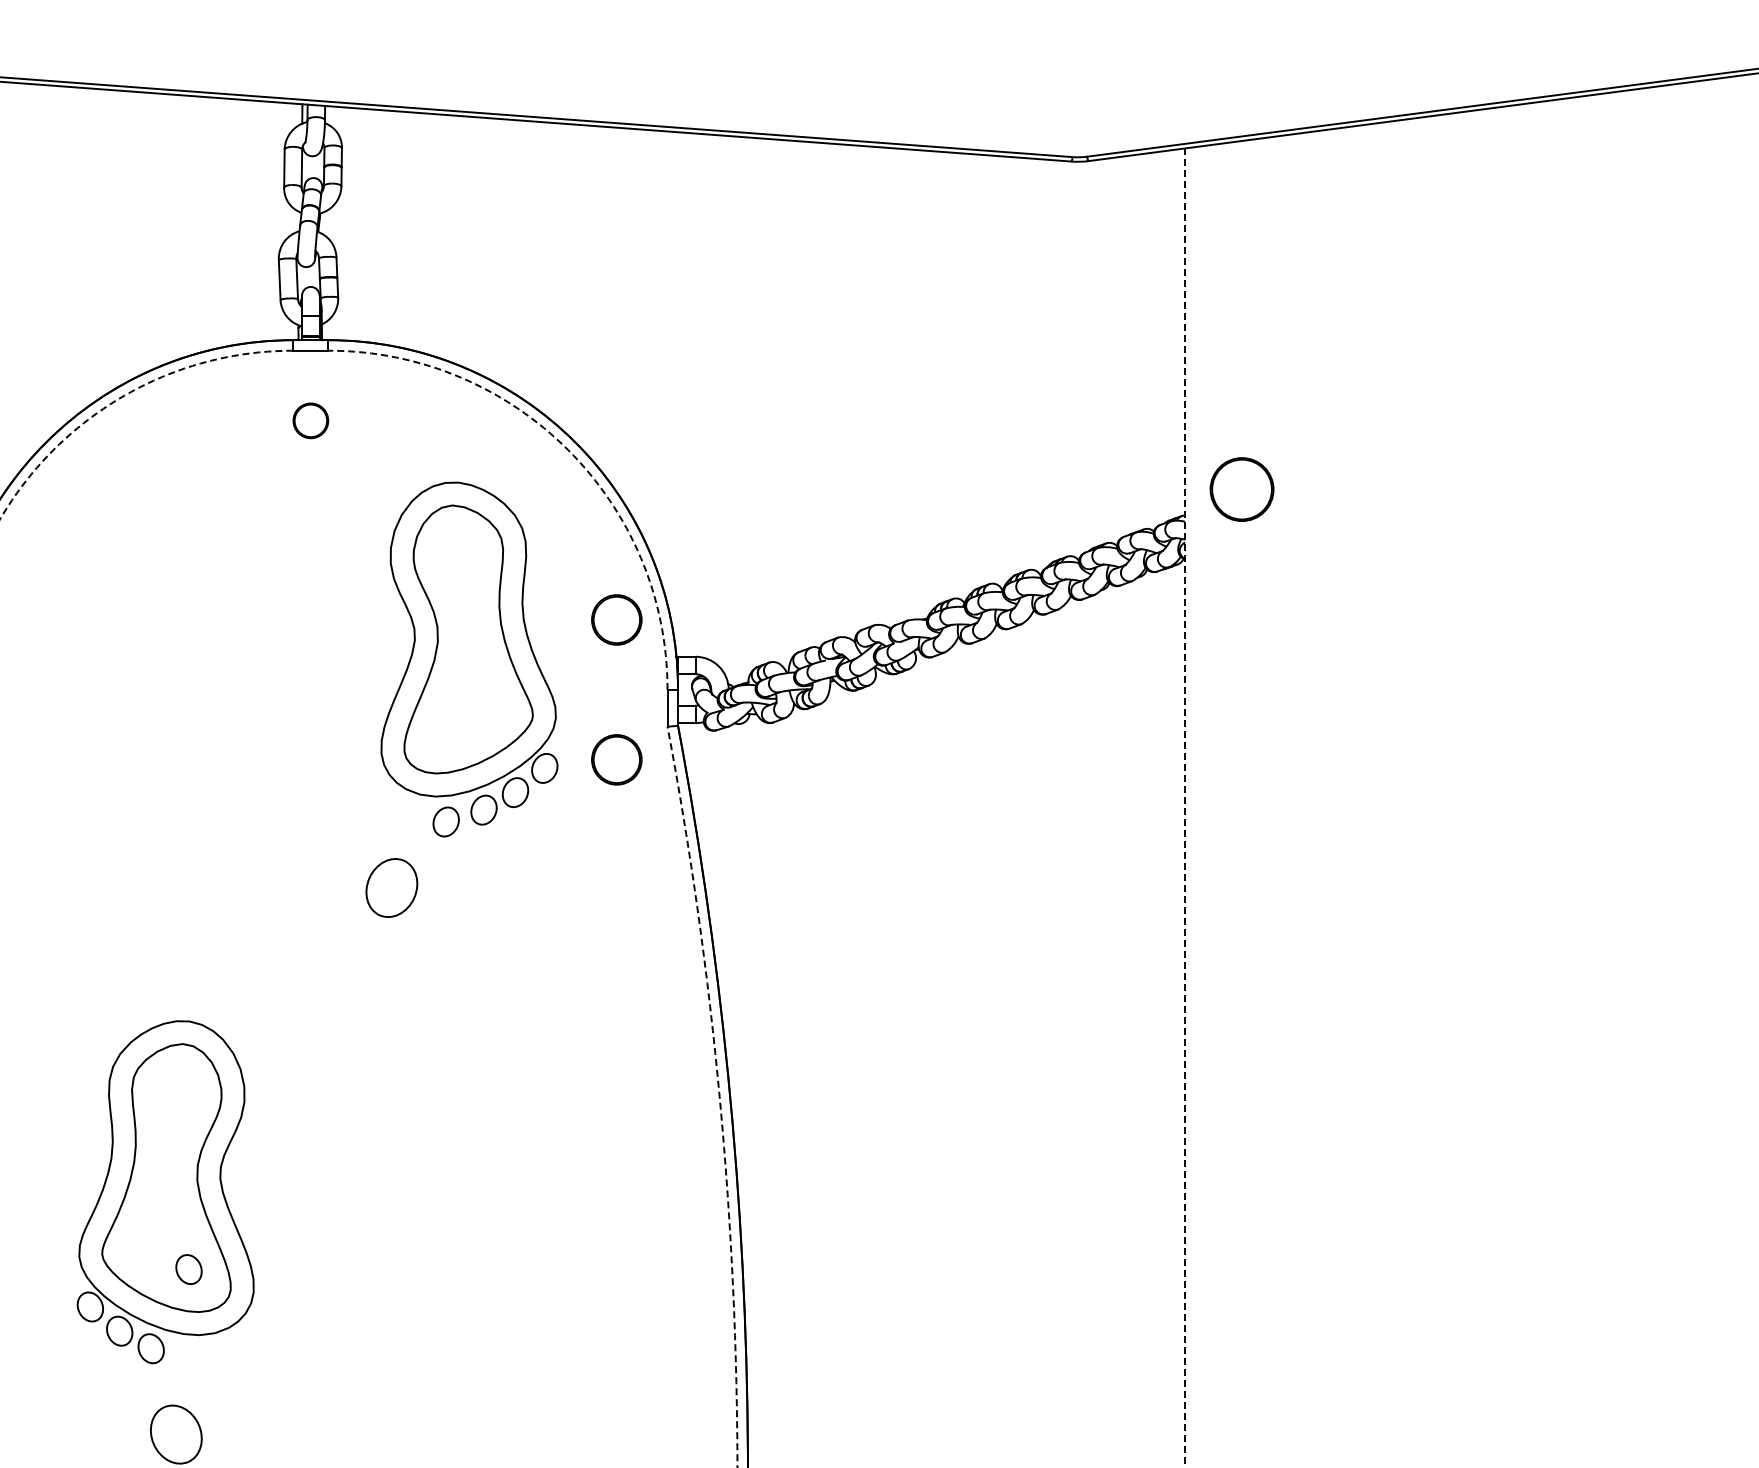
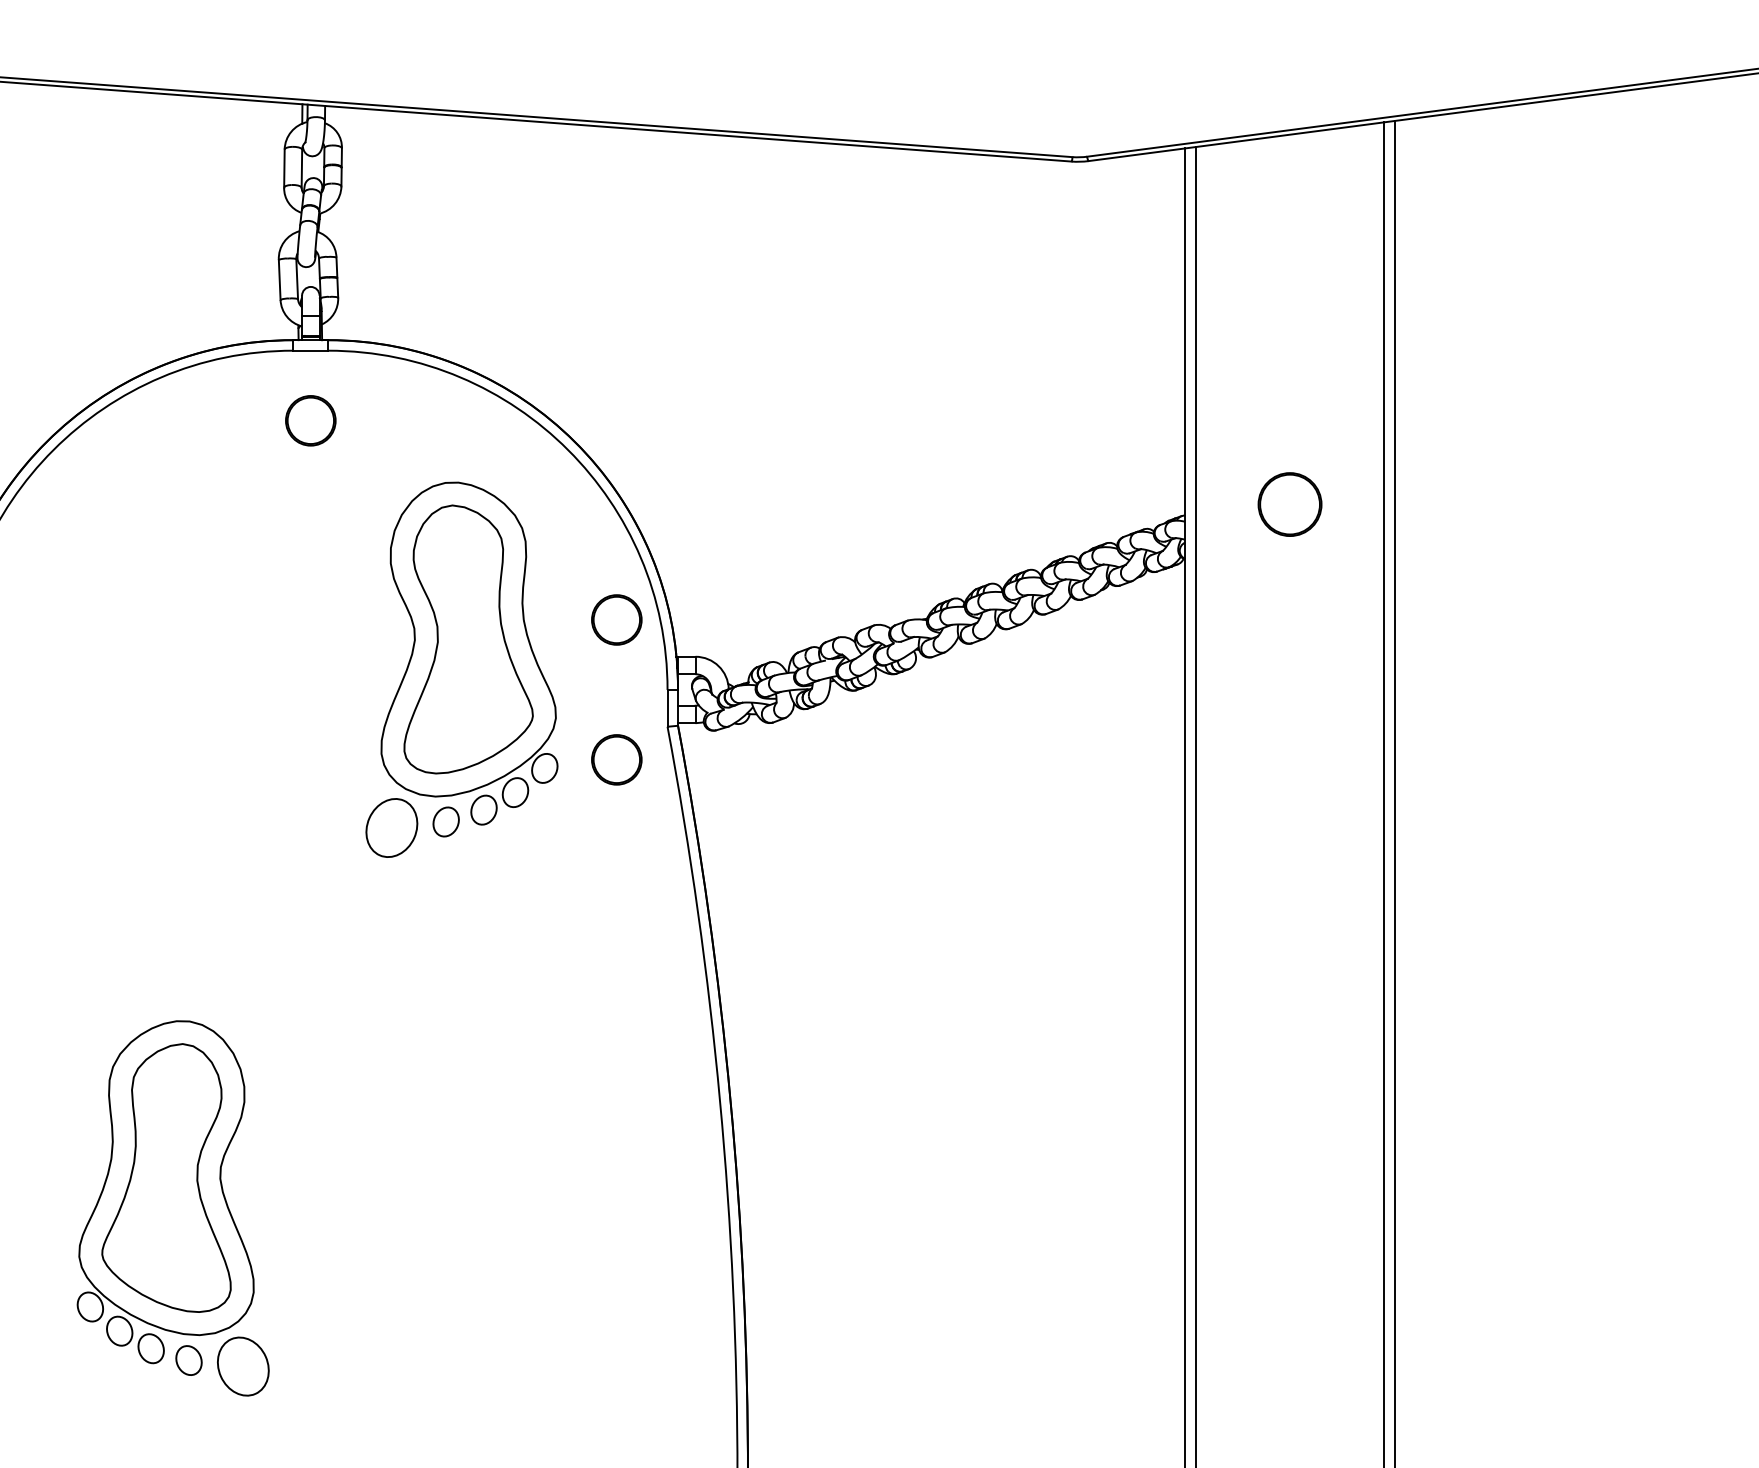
arc: dashed -> solid (122, 396)
part size: 38x38 px -> 52x52 px (310, 420)
arc: dashed -> solid (568, 450)
part position: (1241, 489) -> (1289, 504) (1289, 504)
line: none -> present (1394, 792)
line: none -> present (1384, 793)
line: none -> present (1195, 805)
line: dashed -> solid (1185, 808)
part position: (391, 887) -> (391, 827) (391, 827)
arc: dashed -> solid (719, 1096)
part position: (188, 1269) -> (188, 1360) (188, 1360)
part position: (176, 1434) -> (243, 1366) (243, 1366)
